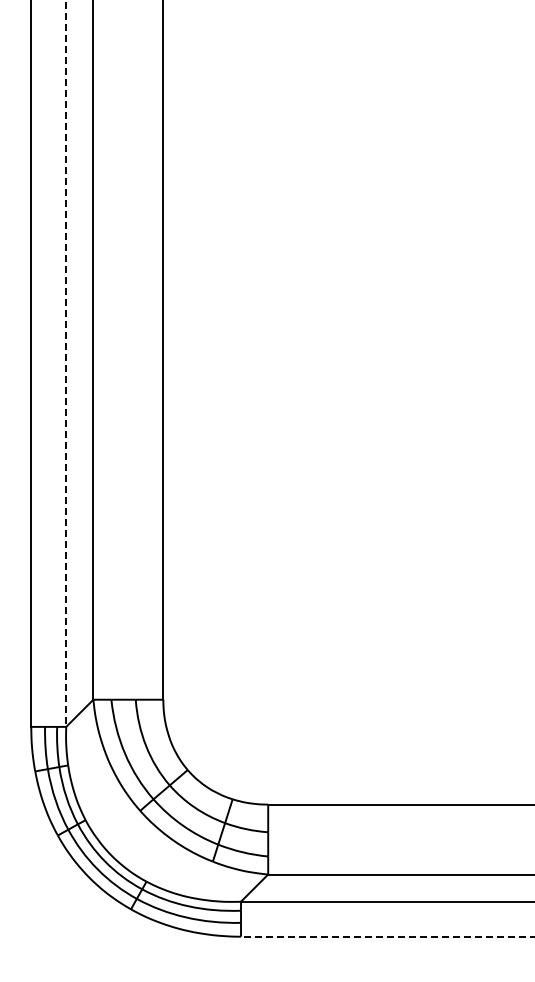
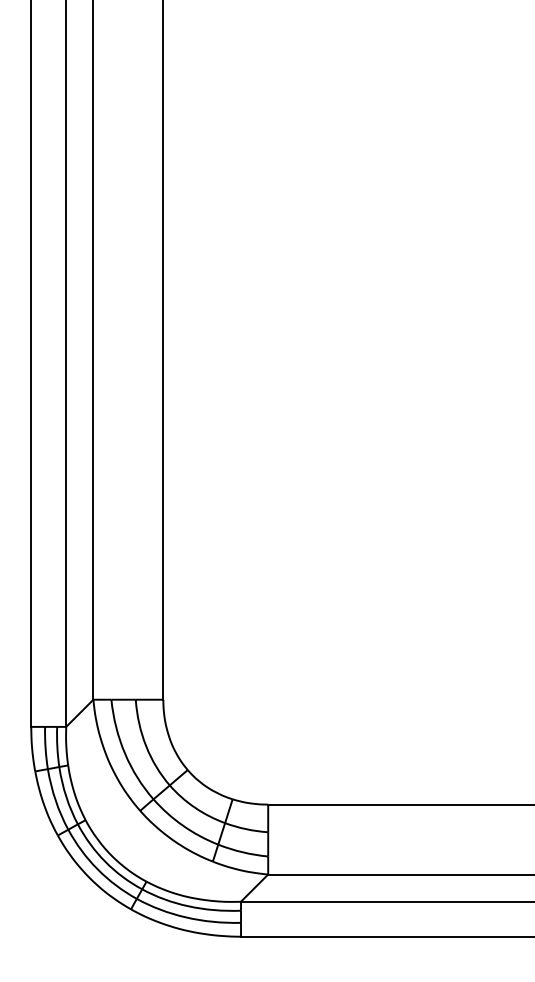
line: dashed -> solid (66, 363)
line: dashed -> solid (387, 936)
